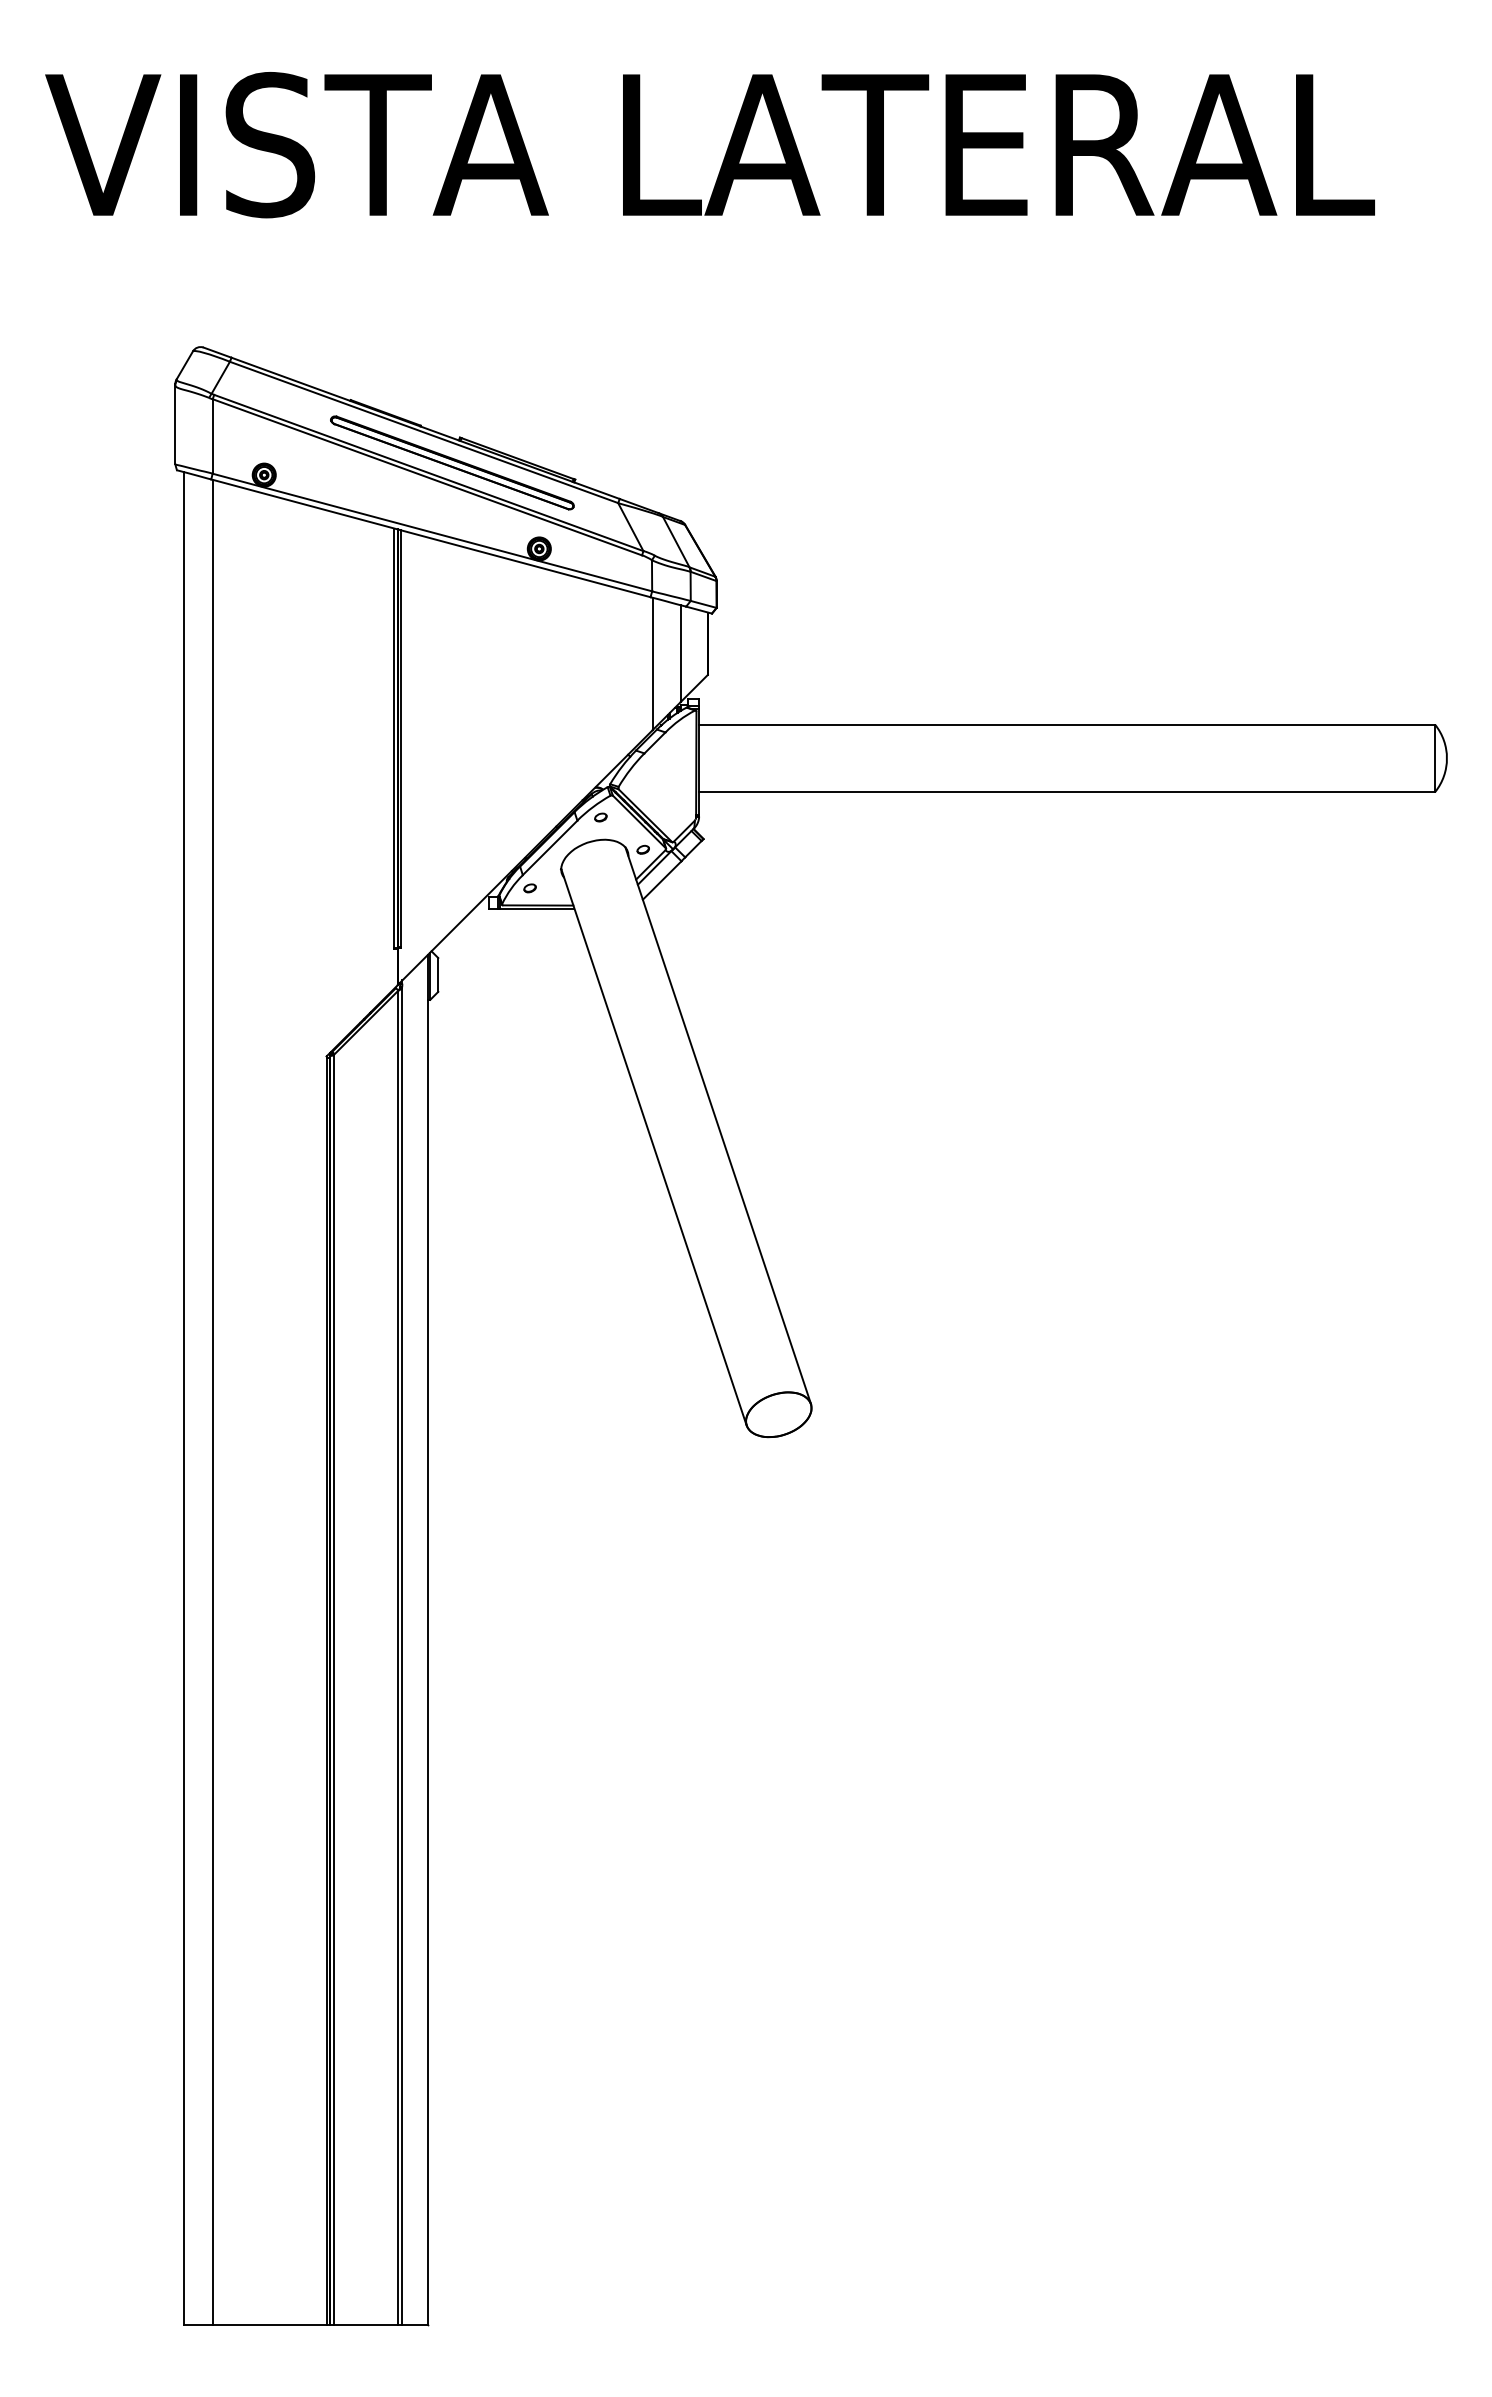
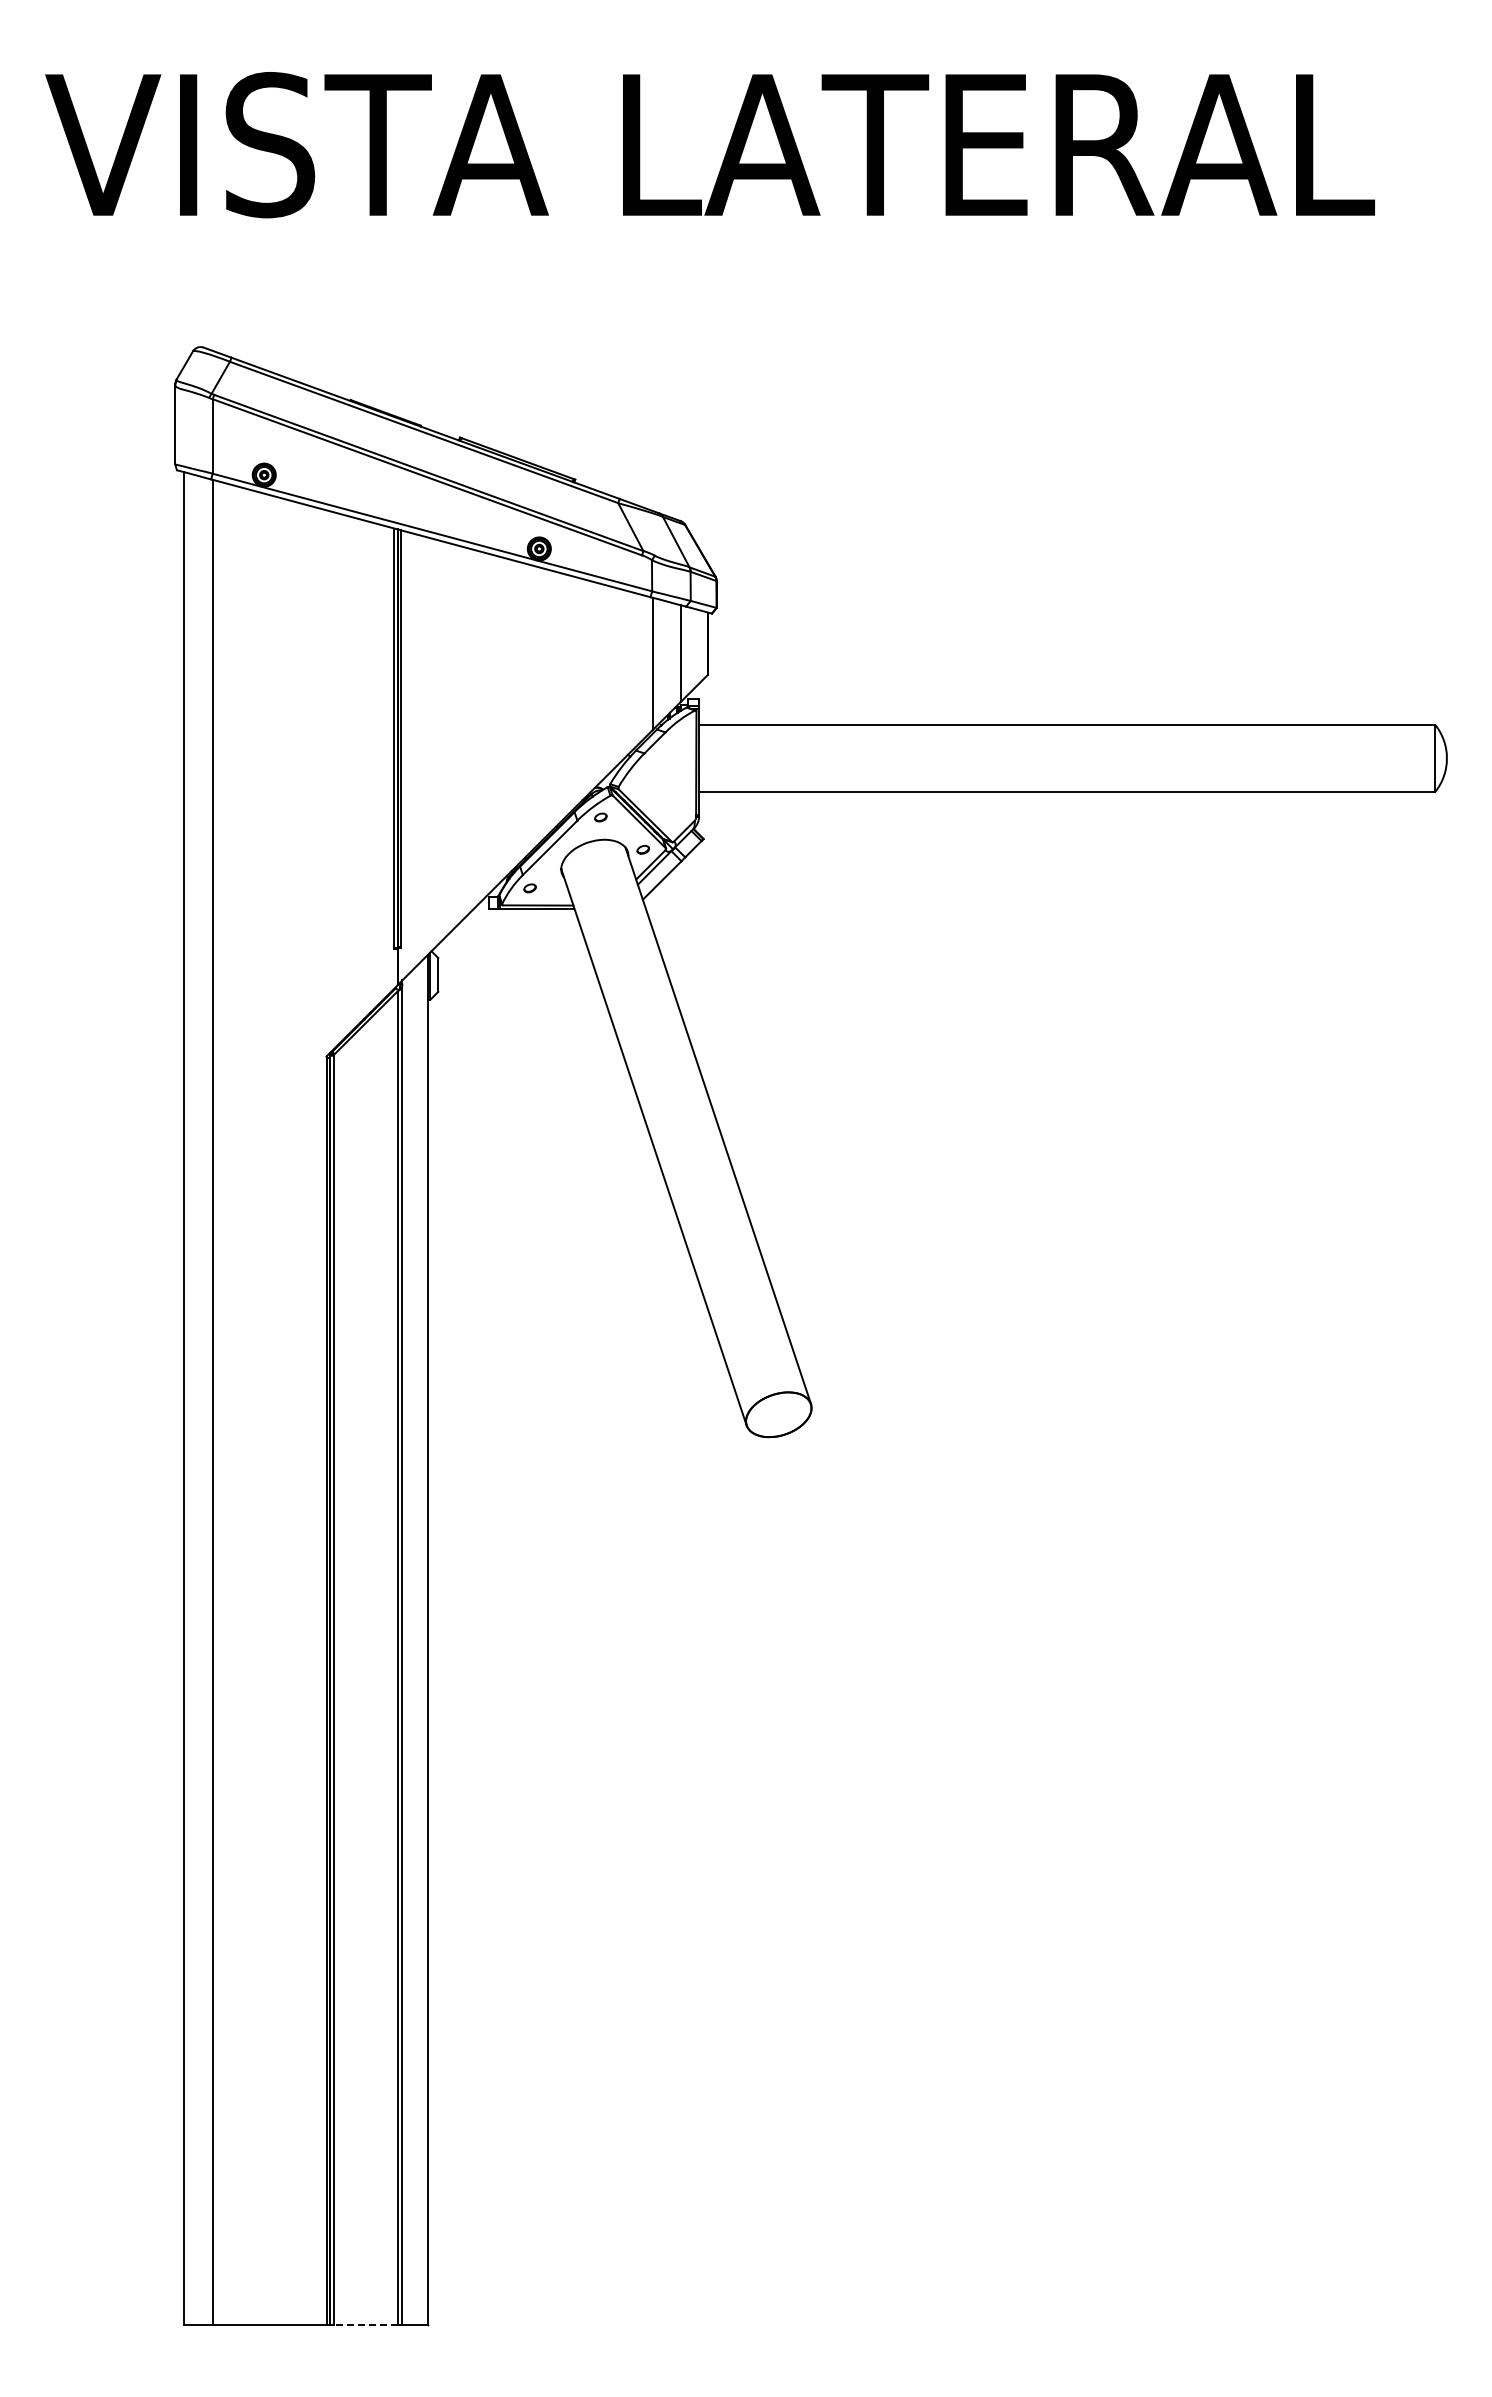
part: present -> none (452, 462)
line: solid -> dashed (365, 2325)
